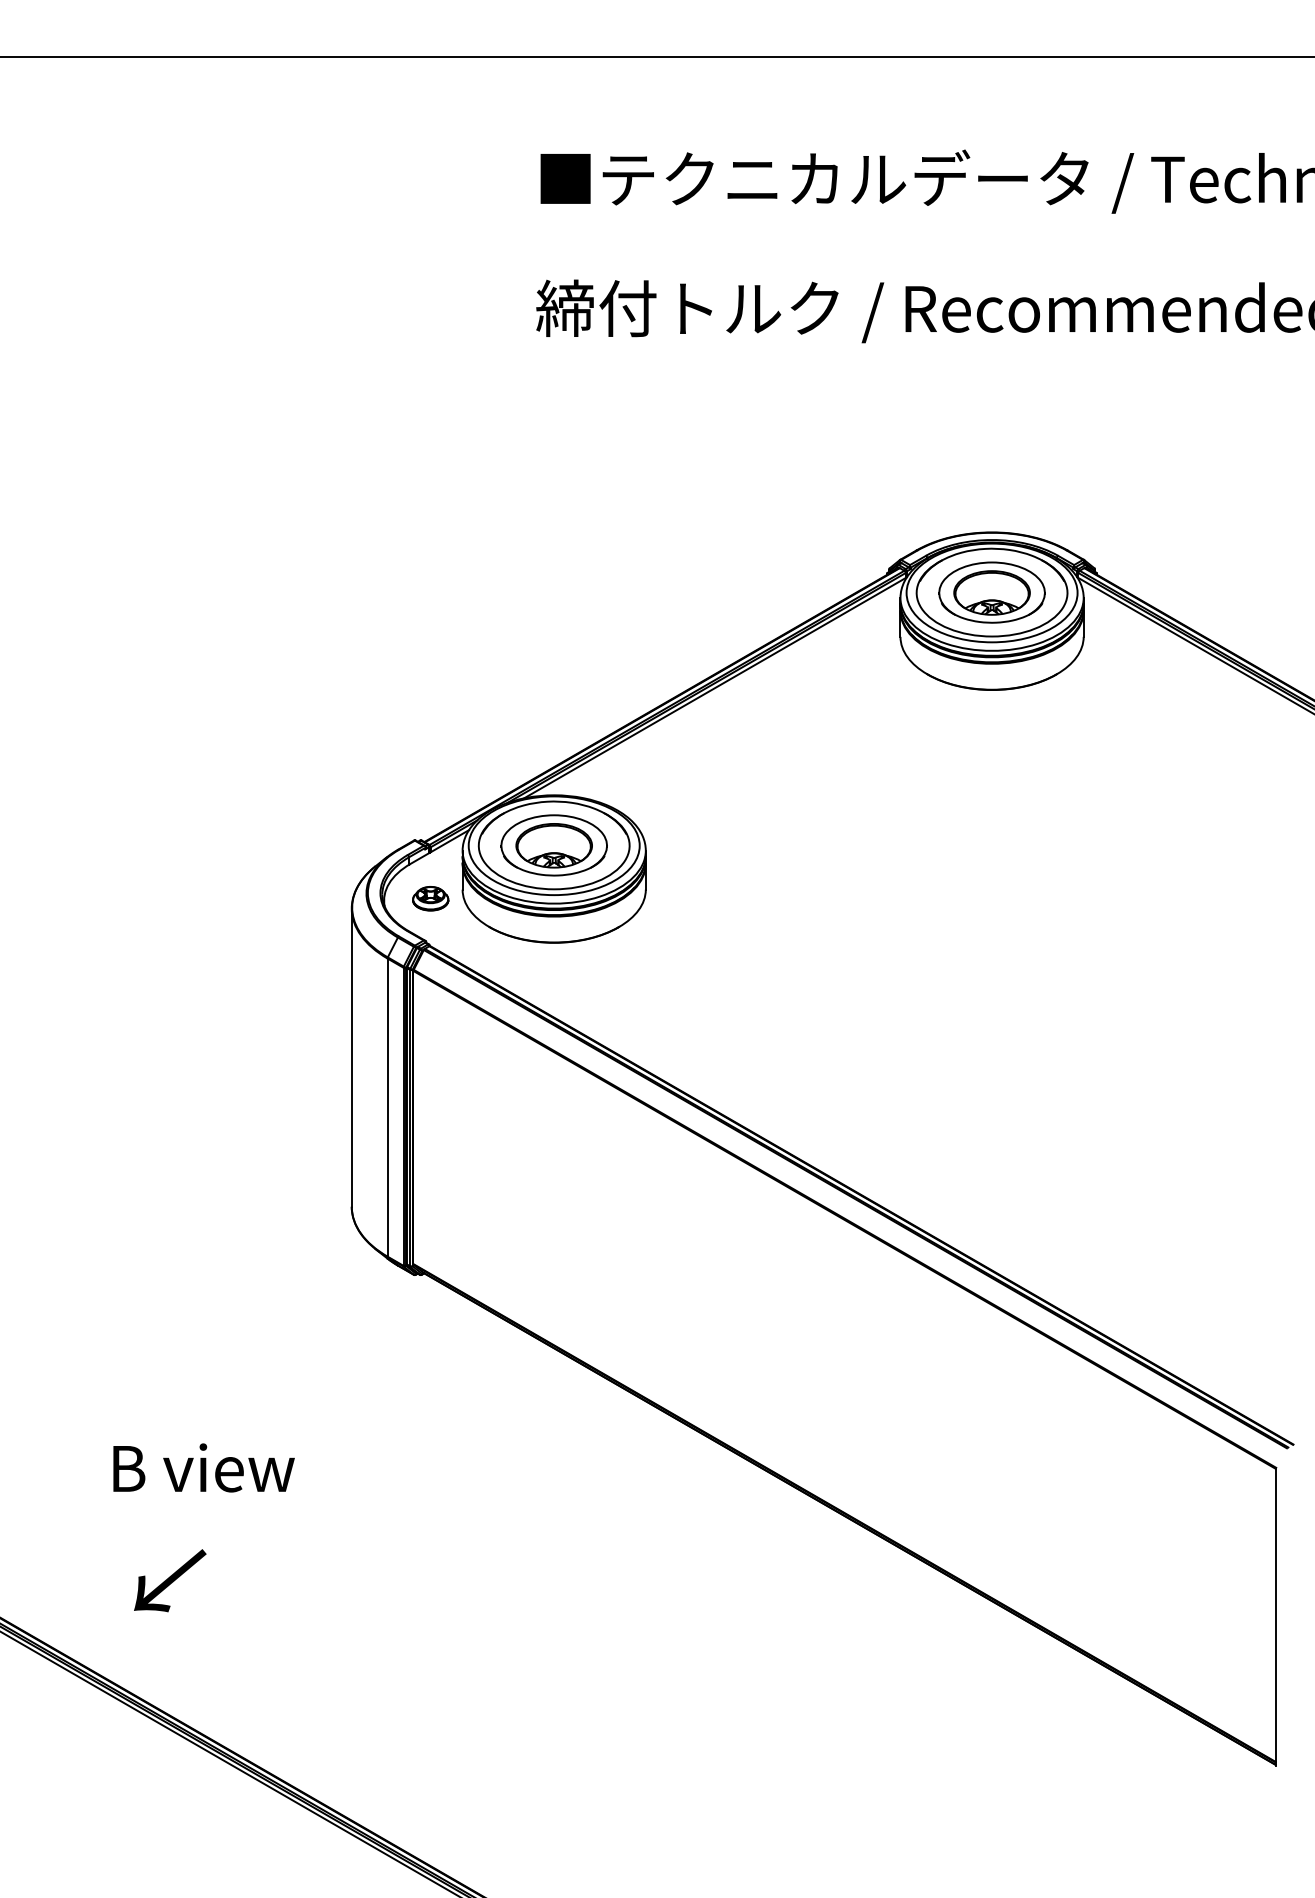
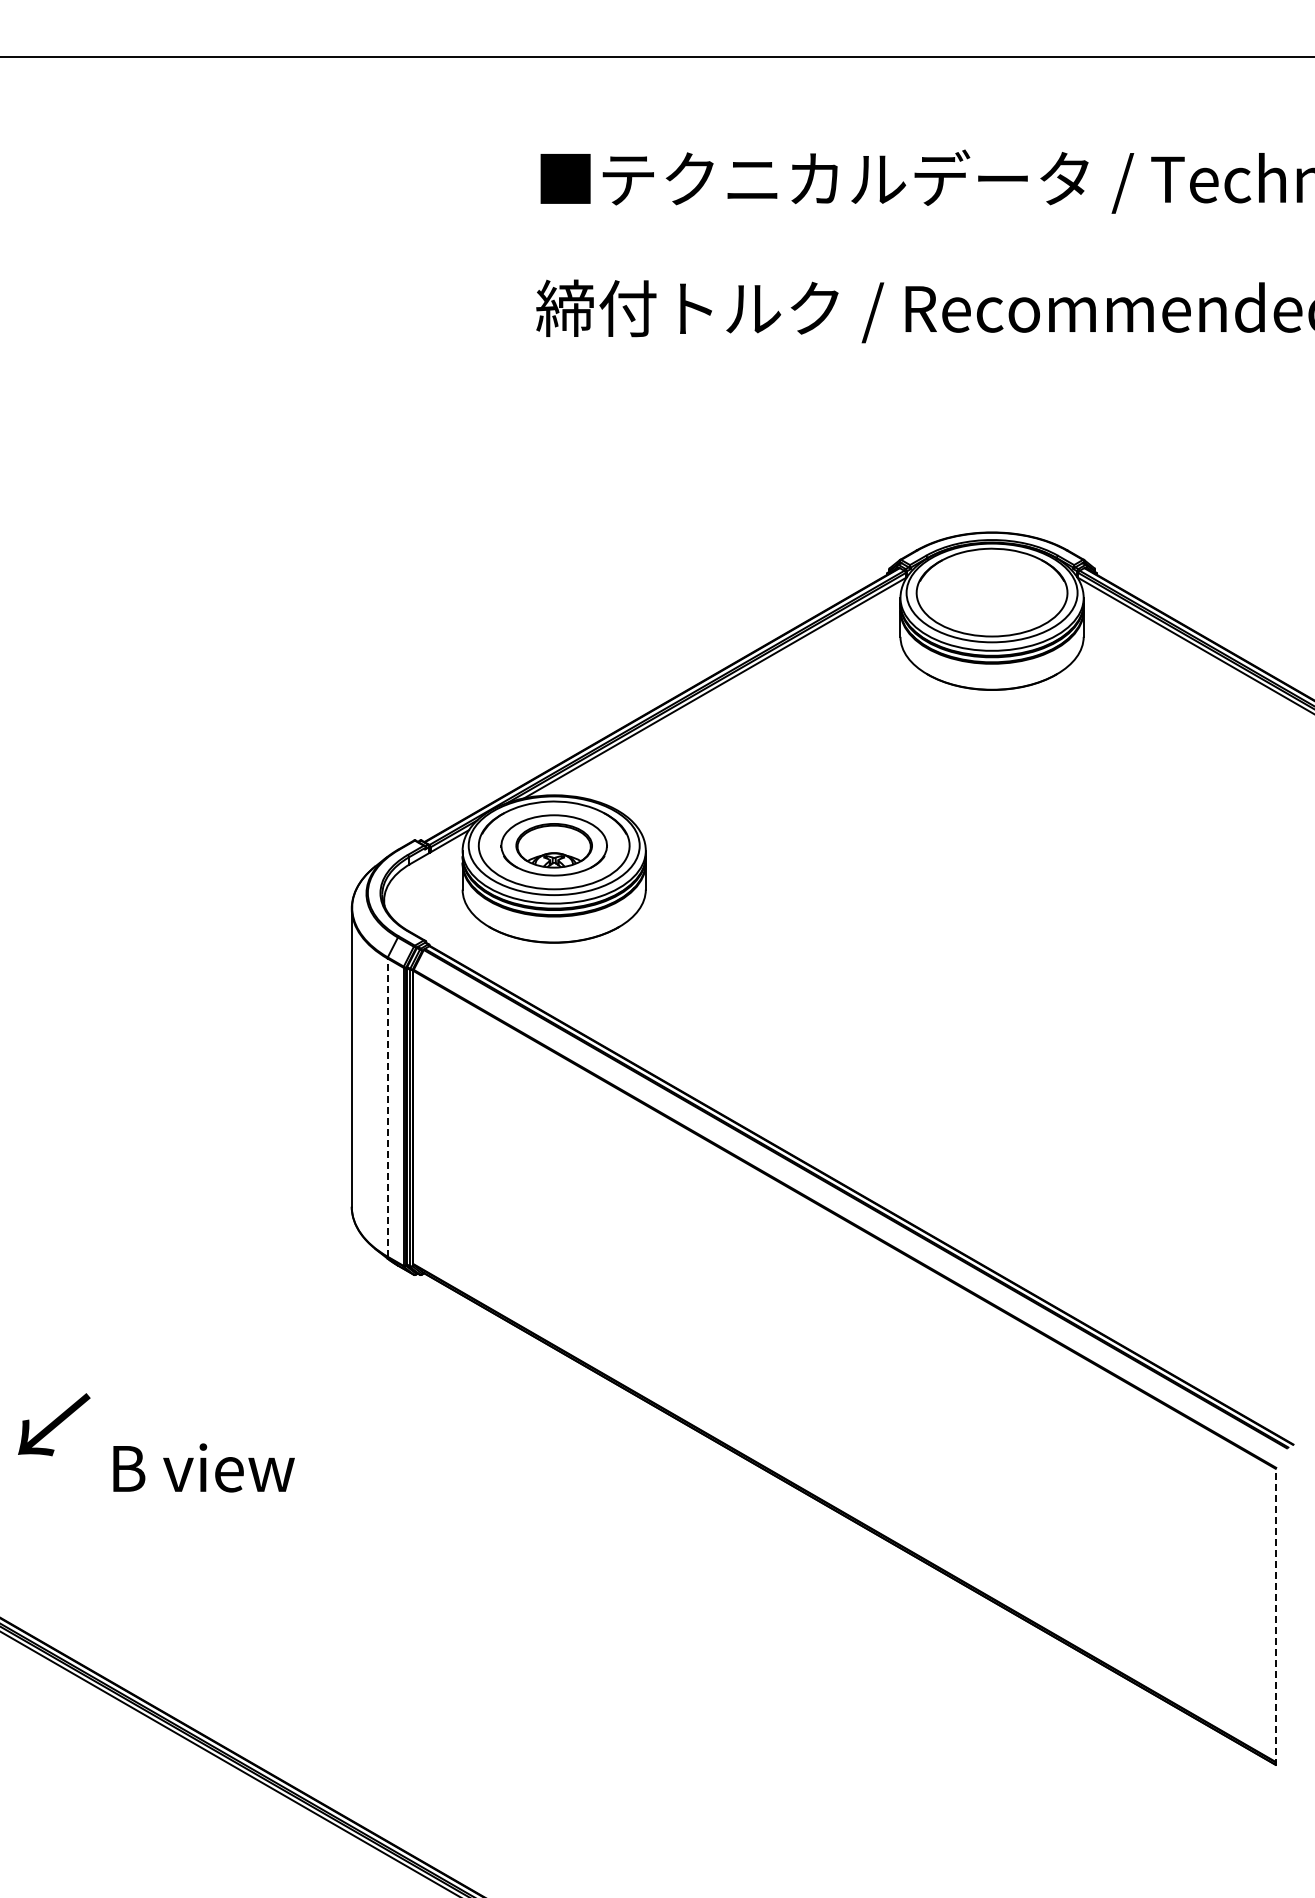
part: present -> none (991, 592)
part: present -> none (430, 898)
line: solid -> dashed (387, 1107)
text position: (170, 1580) -> (54, 1424) (54, 1424)
line: solid -> dashed (1275, 1616)
